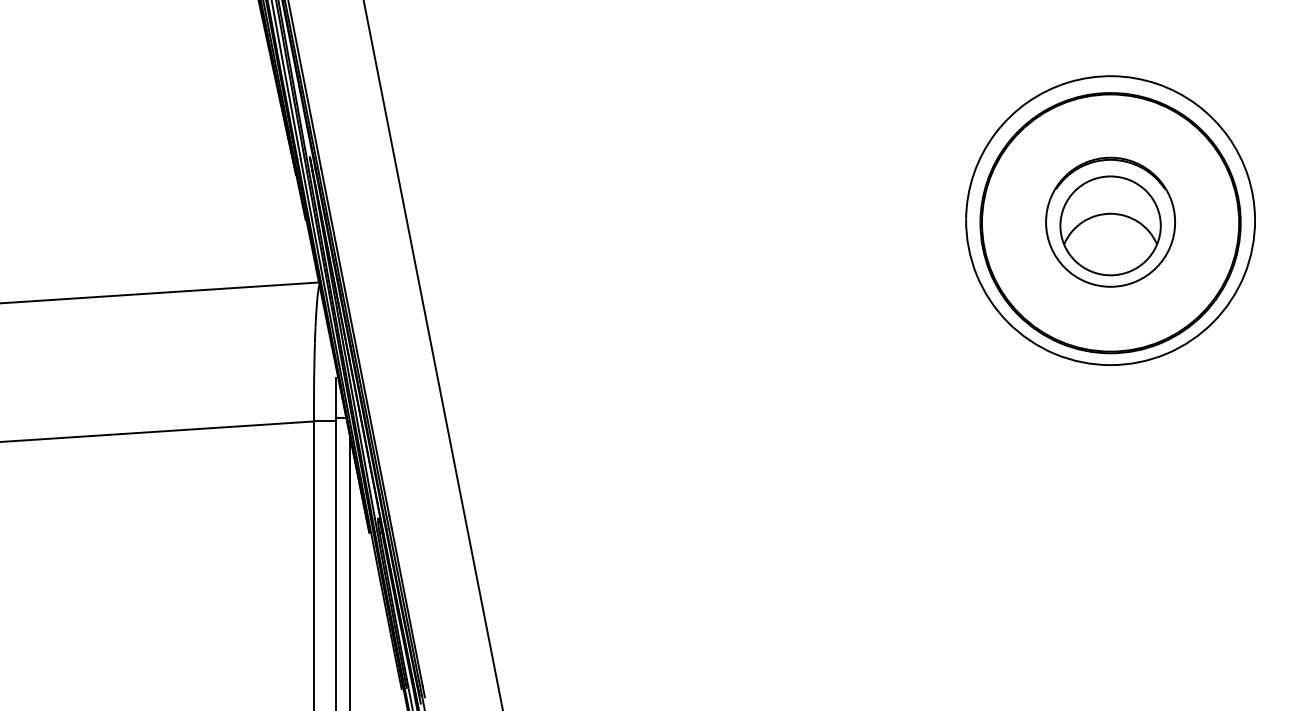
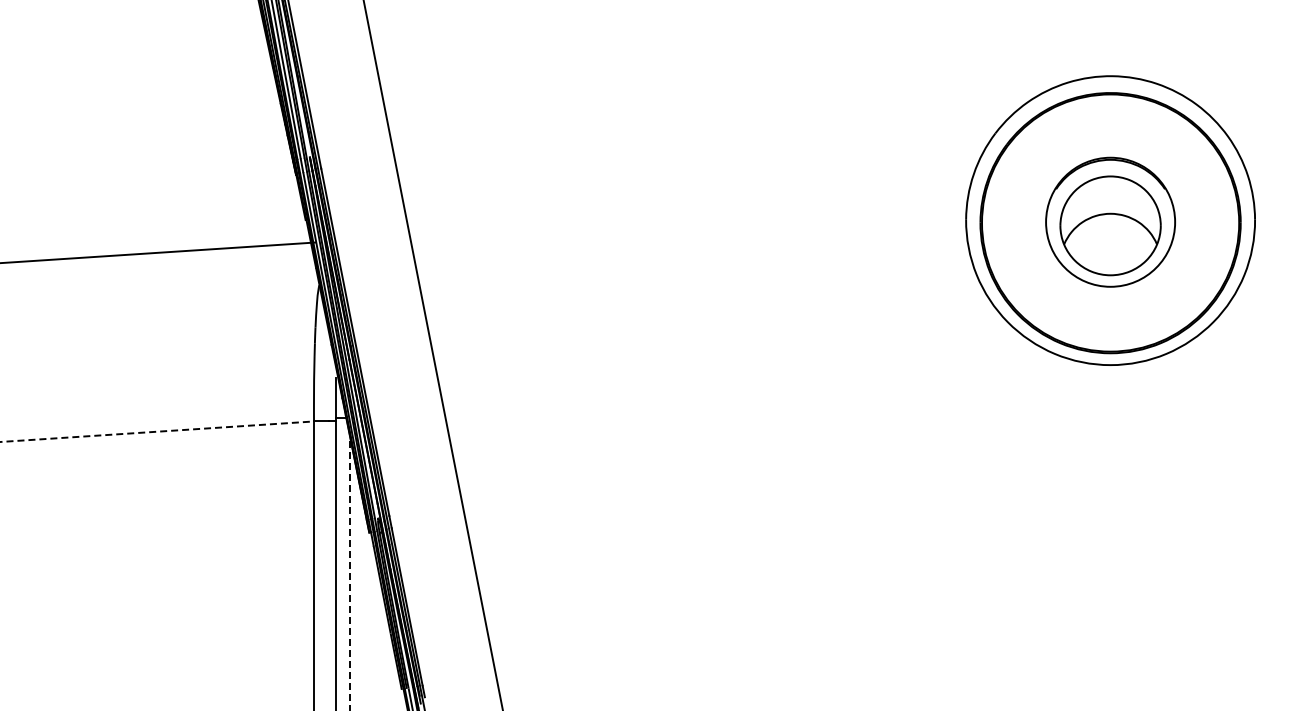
line position: (160, 292) -> (158, 252) (158, 252)
line: solid -> dashed (157, 431)
line: solid -> dashed (350, 574)
